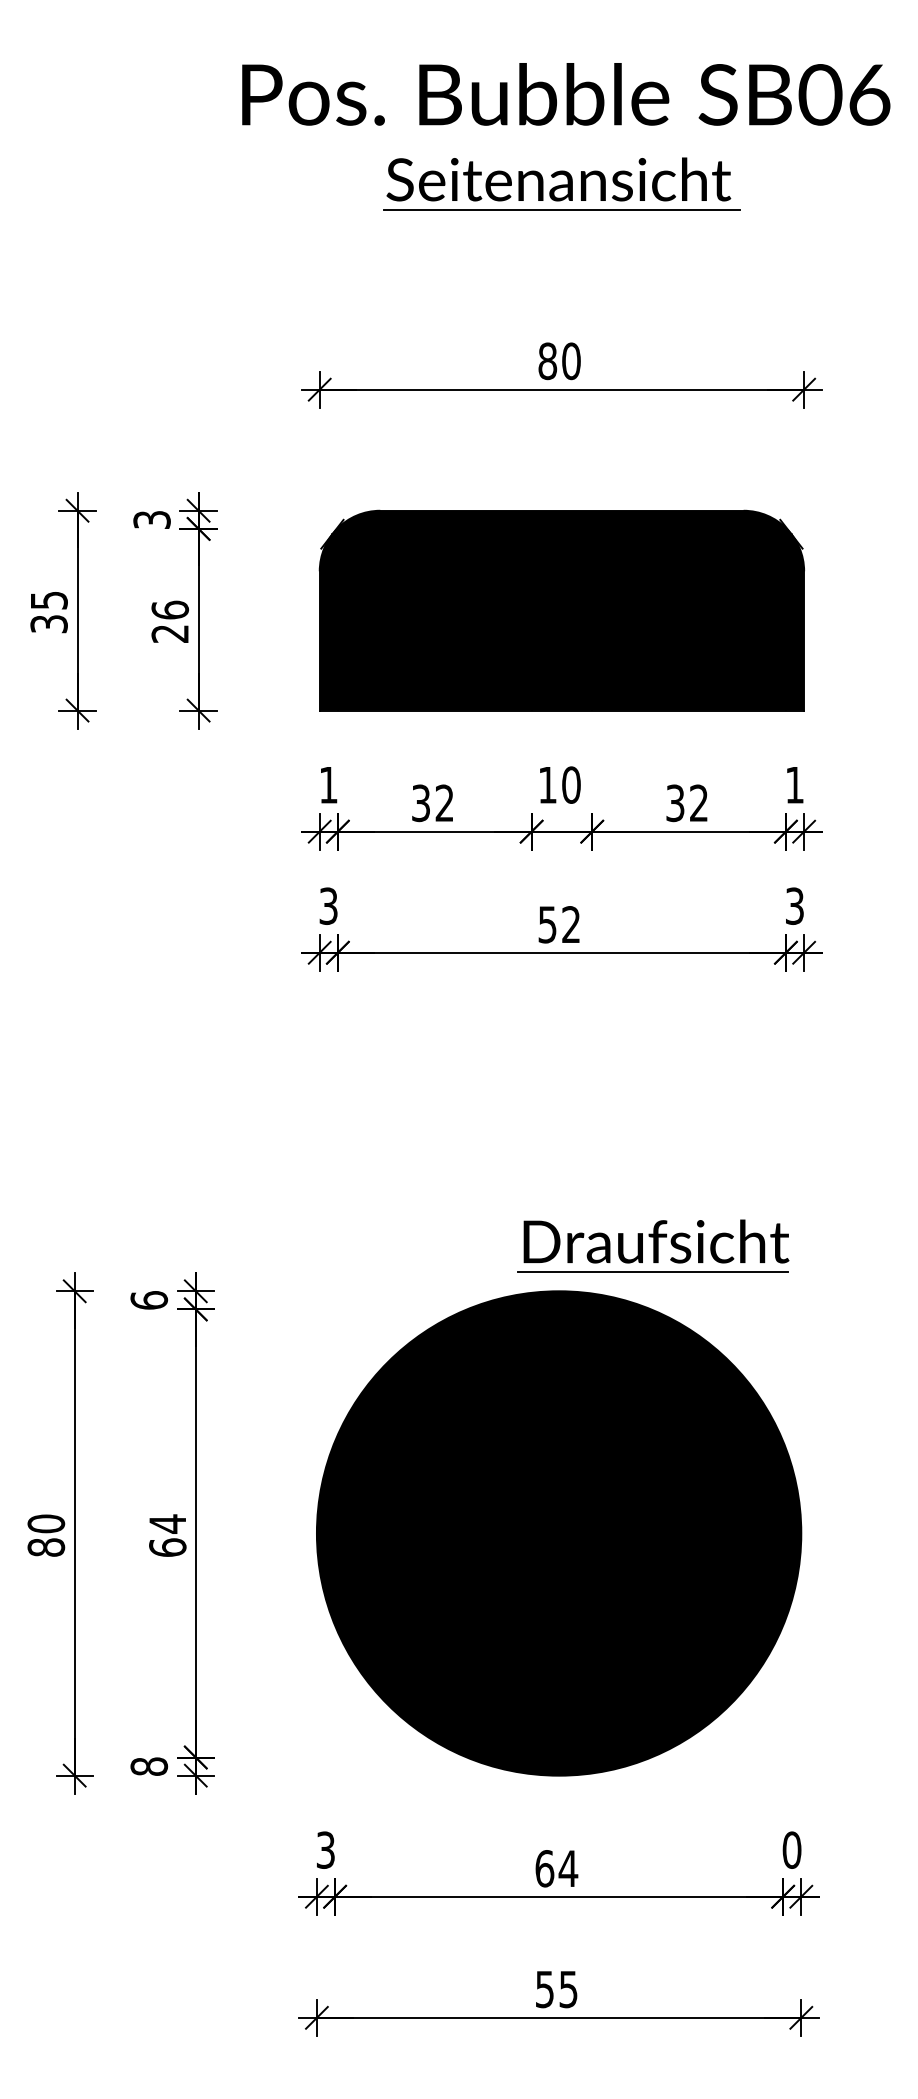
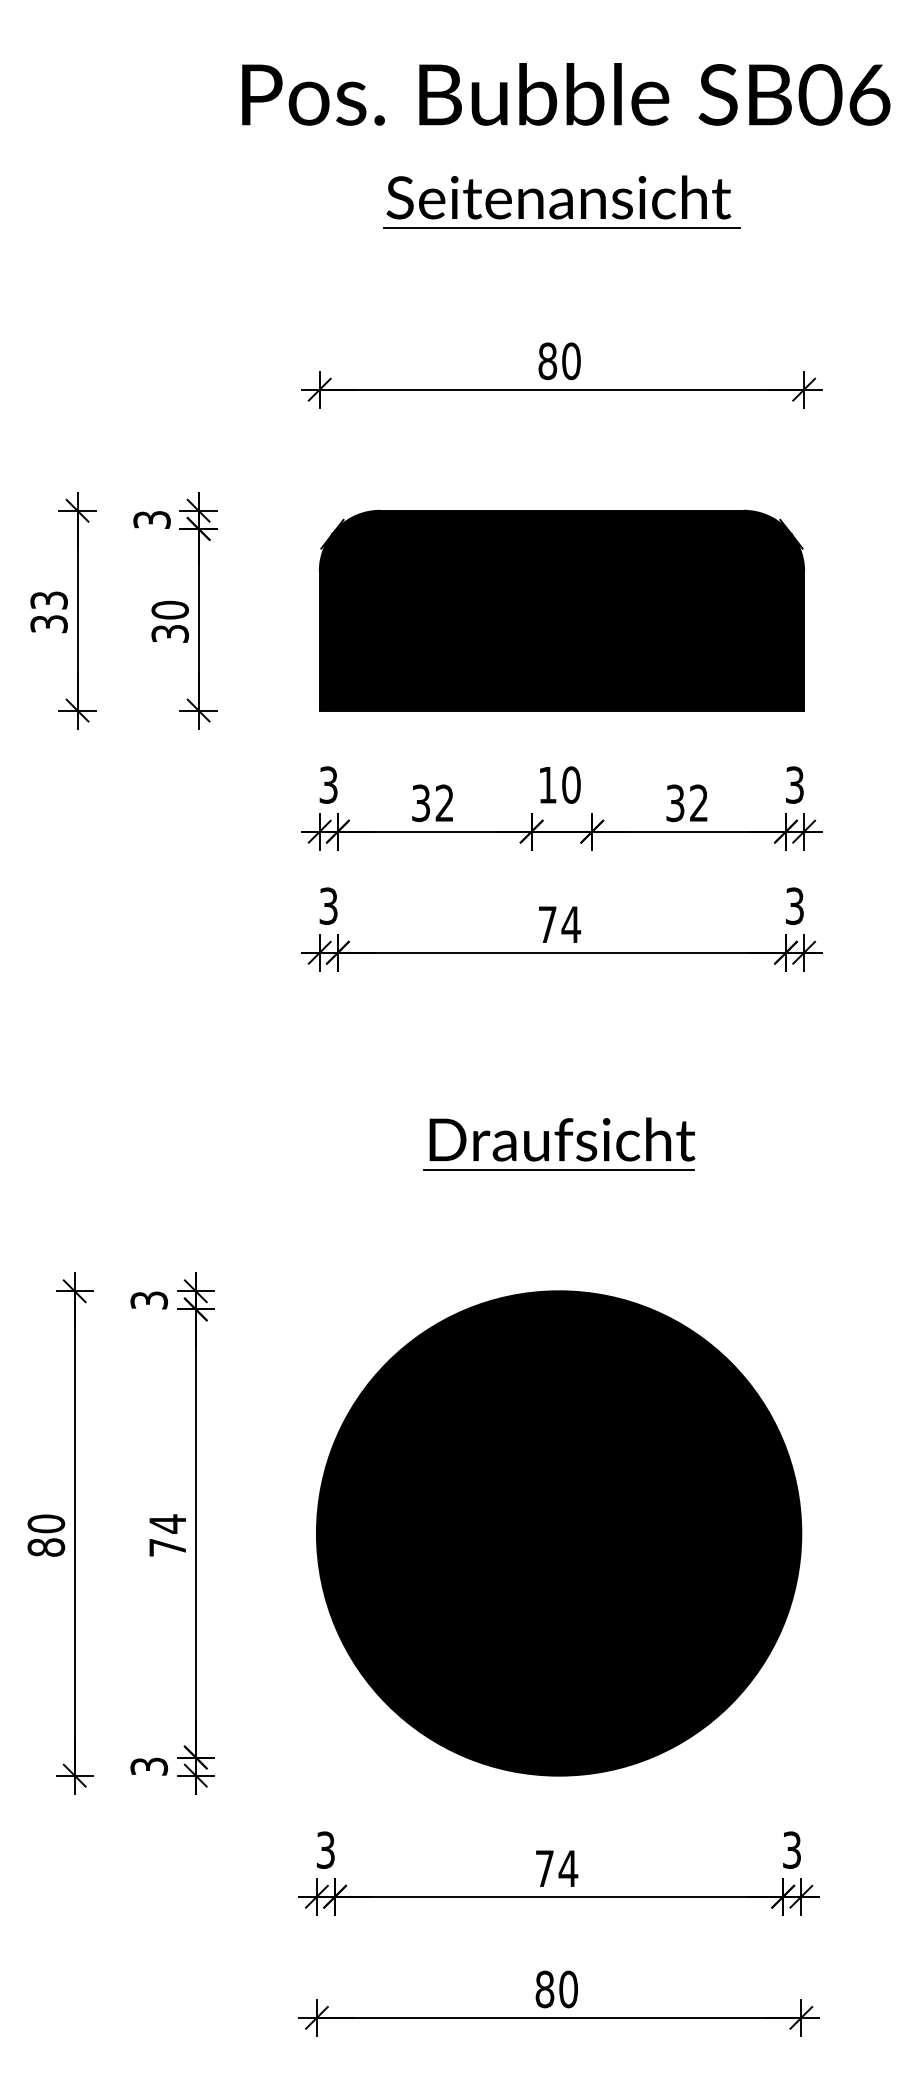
part position: (561, 183) -> (561, 201) (561, 201)
text: 35 -> 33 (48, 599)
text: 26 -> 30 (170, 621)
text: 1 -> 3 (328, 784)
text: 1 -> 3 (794, 784)
text: 52 -> 74 (559, 924)
part position: (653, 1245) -> (559, 1143) (559, 1143)
text: 6 -> 3 (149, 1300)
text: 64 -> 74 (167, 1547)
text: 8 -> 3 (149, 1766)
text: 0 -> 3 (791, 1849)
text: 64 -> 74 (544, 1868)
text: 55 -> 80 (556, 1989)
